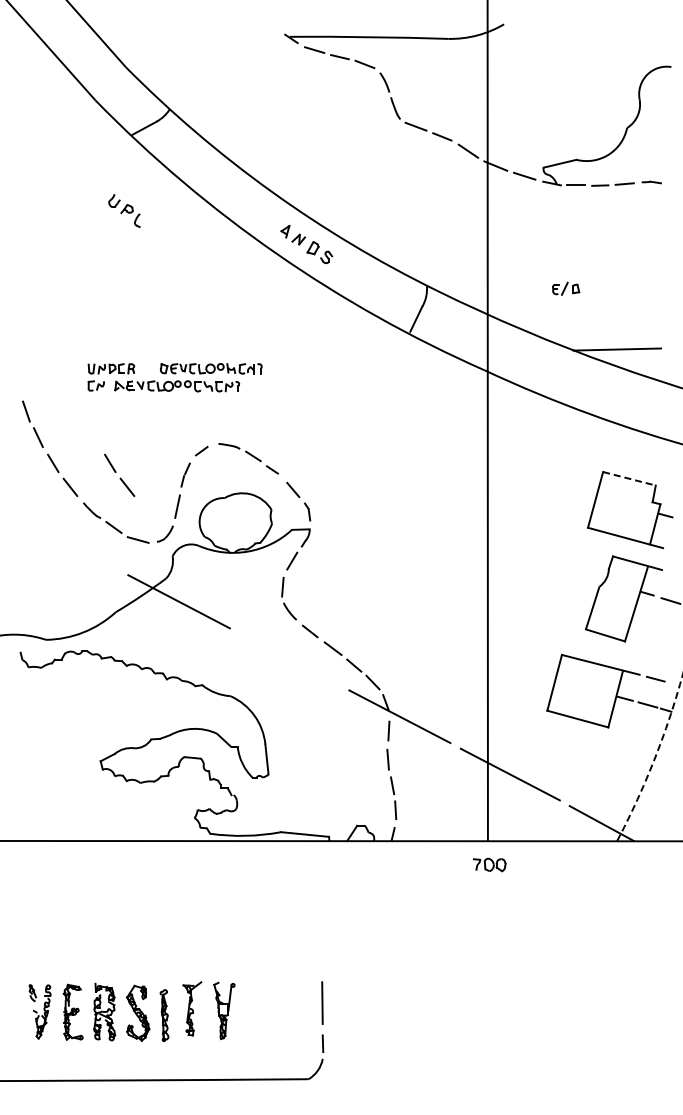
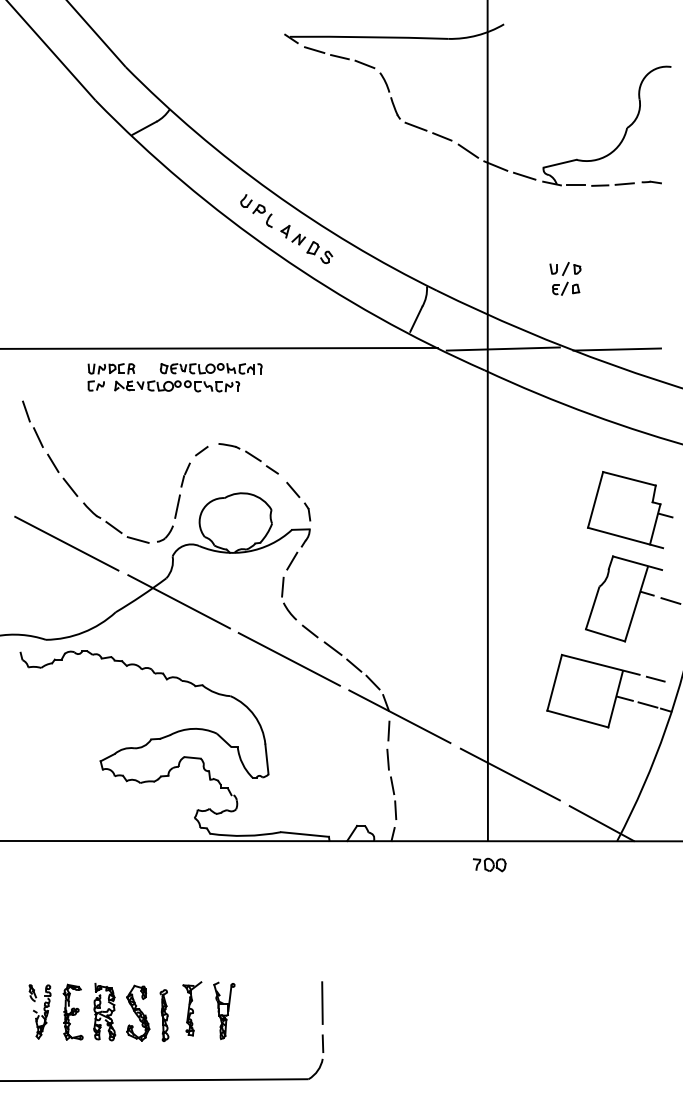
part position: (124, 210) -> (256, 210) (256, 210)
part: none -> present (565, 268)
line: none -> present (219, 347)
line: none -> present (502, 348)
part: present -> none (119, 474)
line: dashed -> solid (629, 478)
line: none -> present (66, 543)
line: none -> present (288, 659)
arc: dashed -> solid (654, 758)
